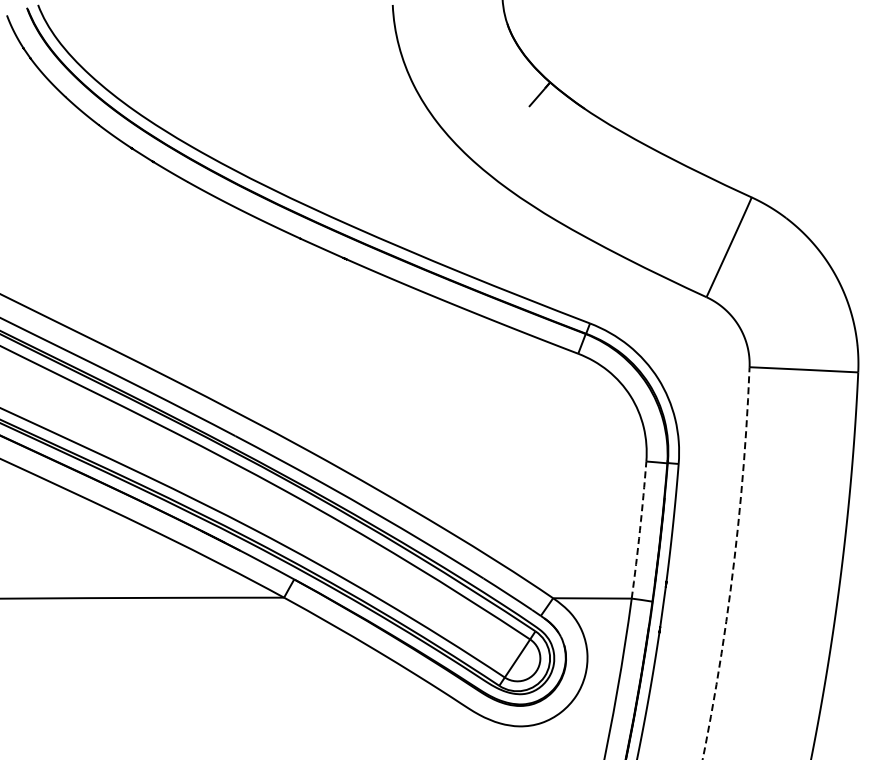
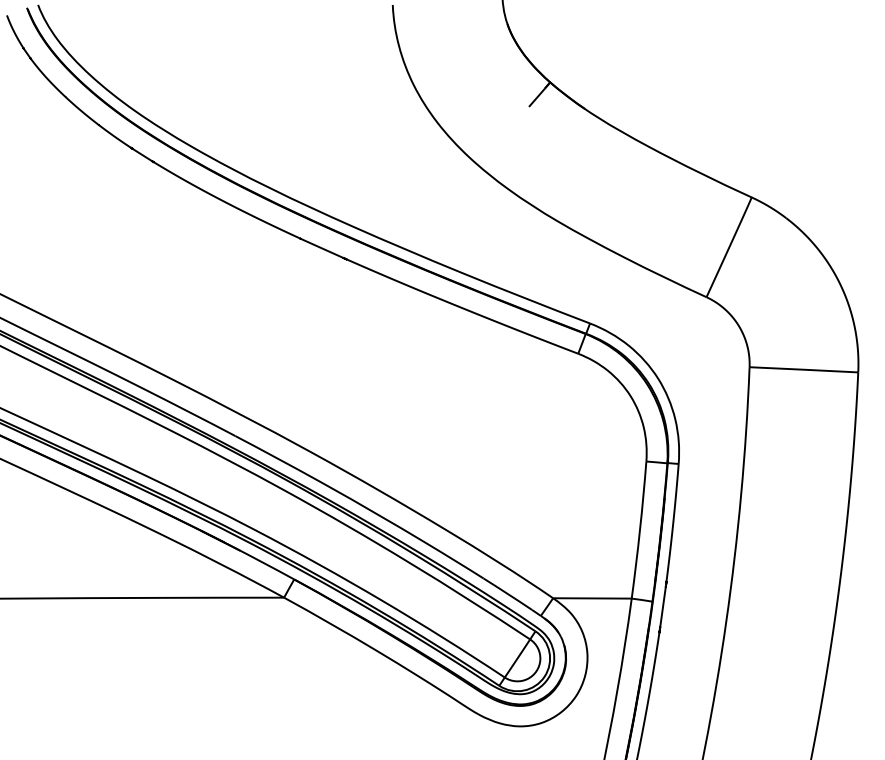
arc: dashed -> solid (640, 530)
arc: dashed -> solid (733, 564)
